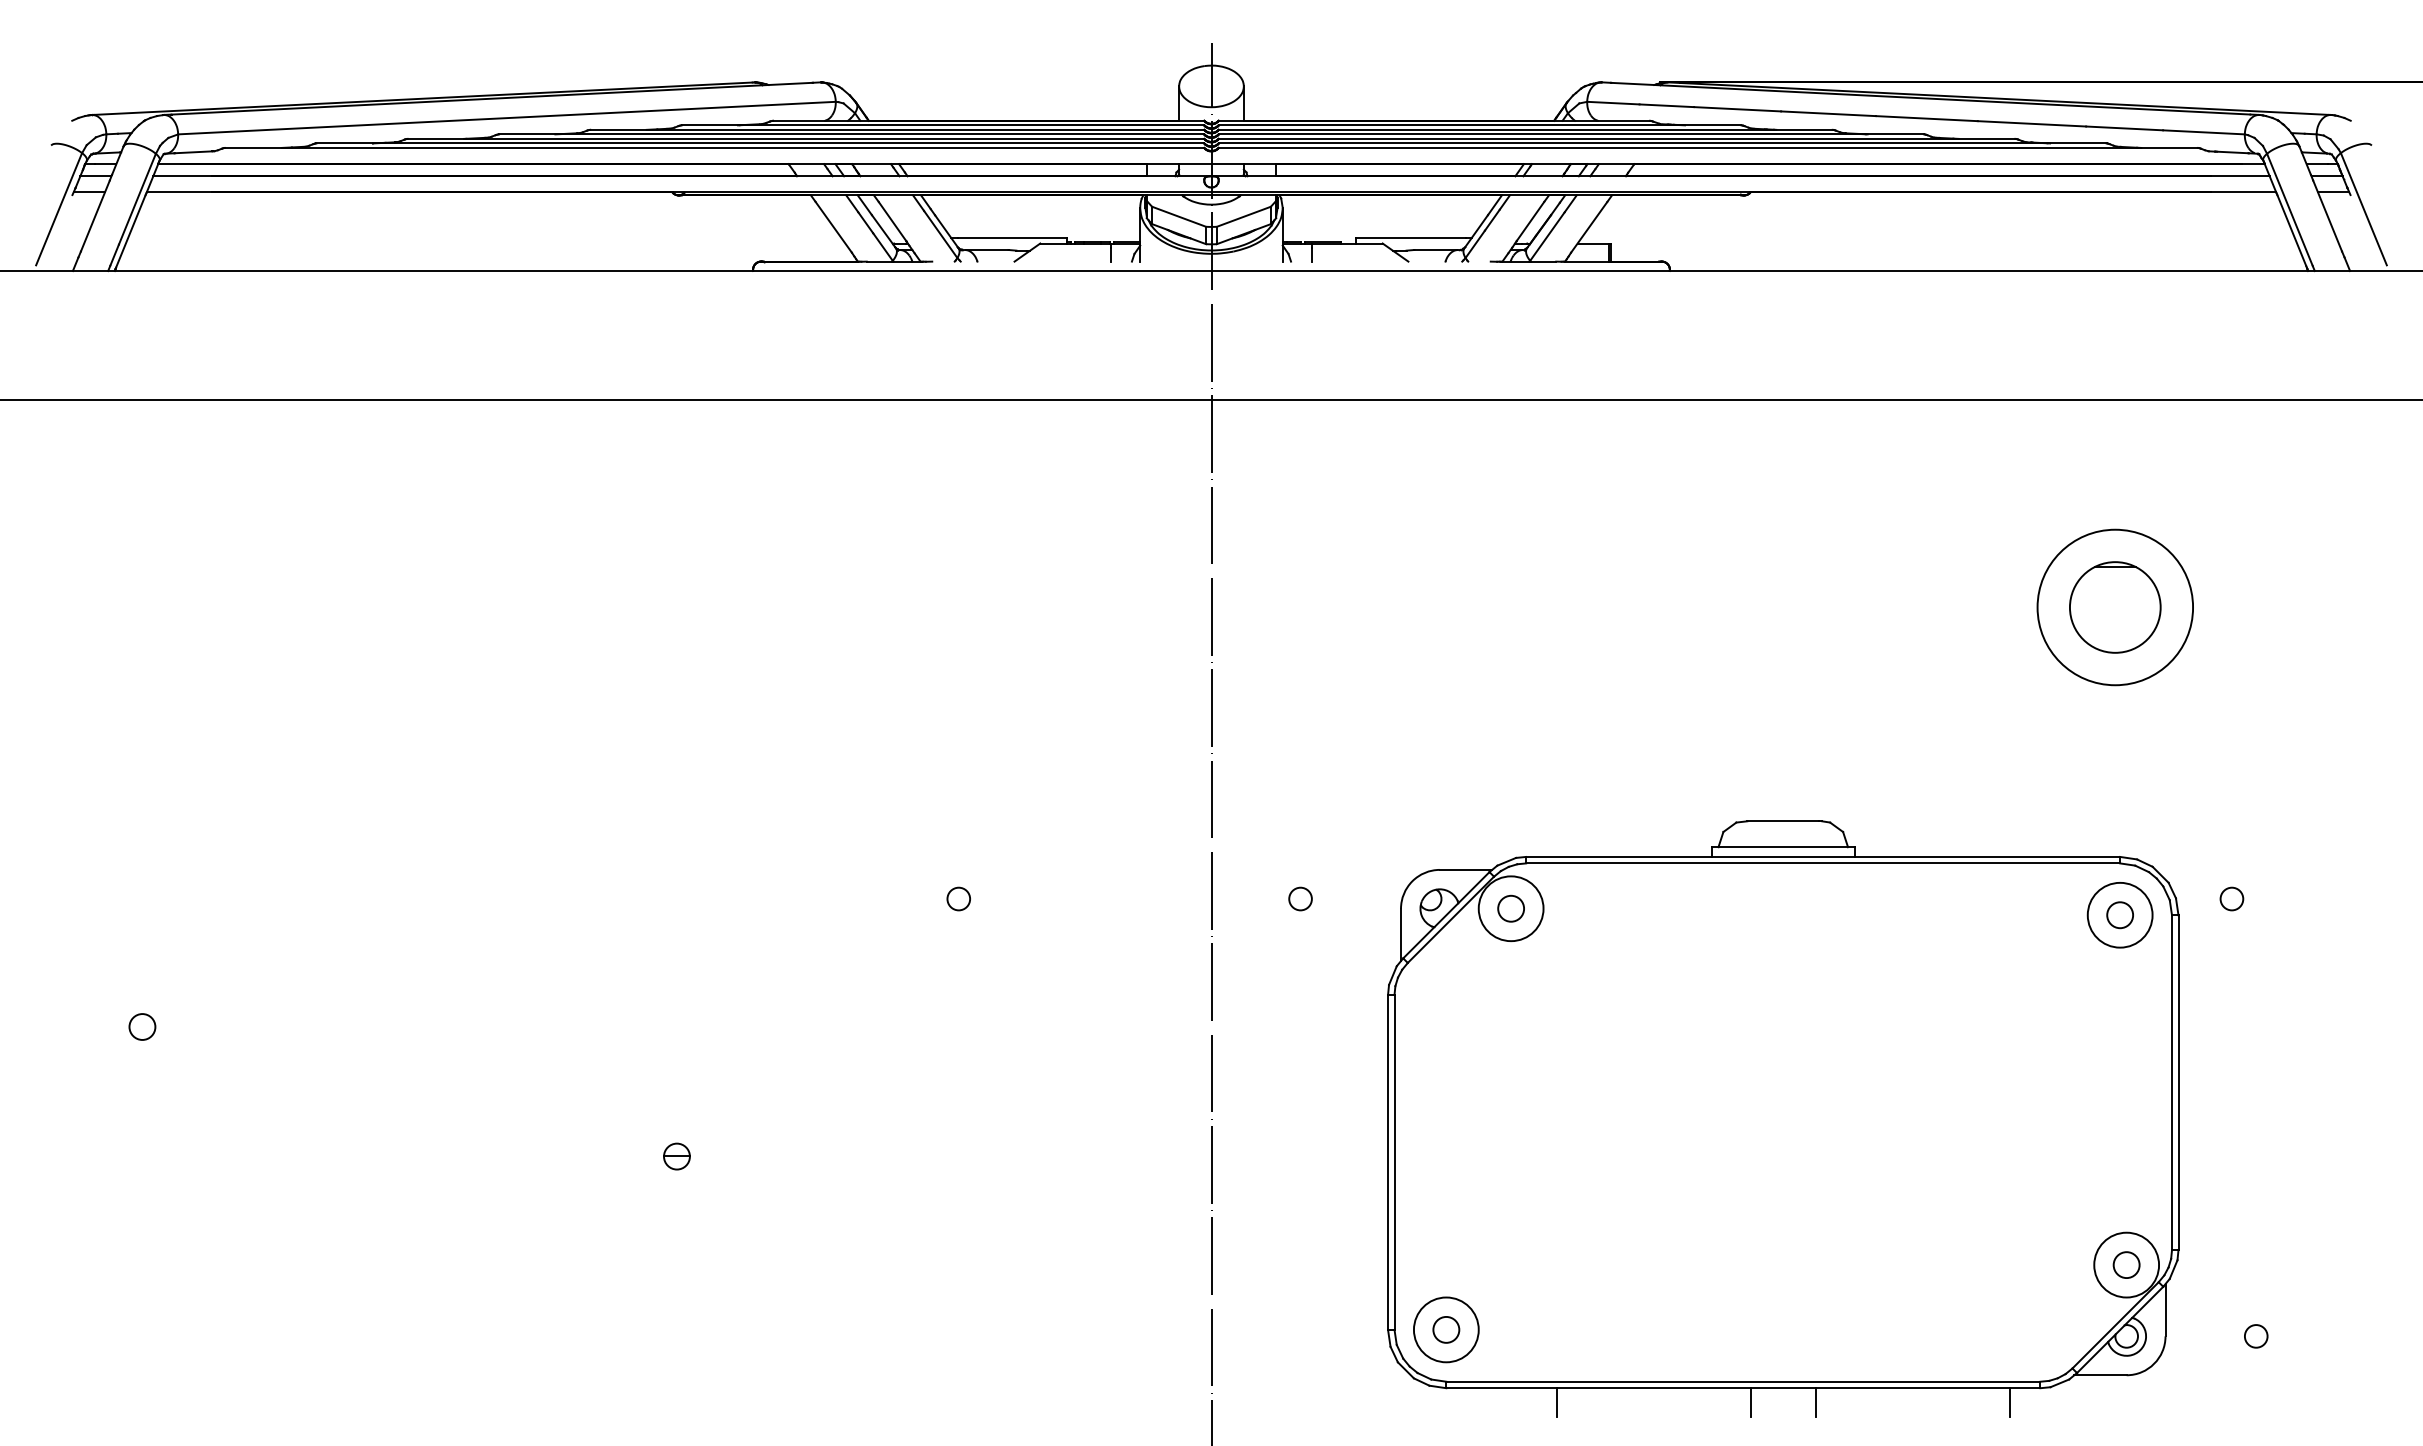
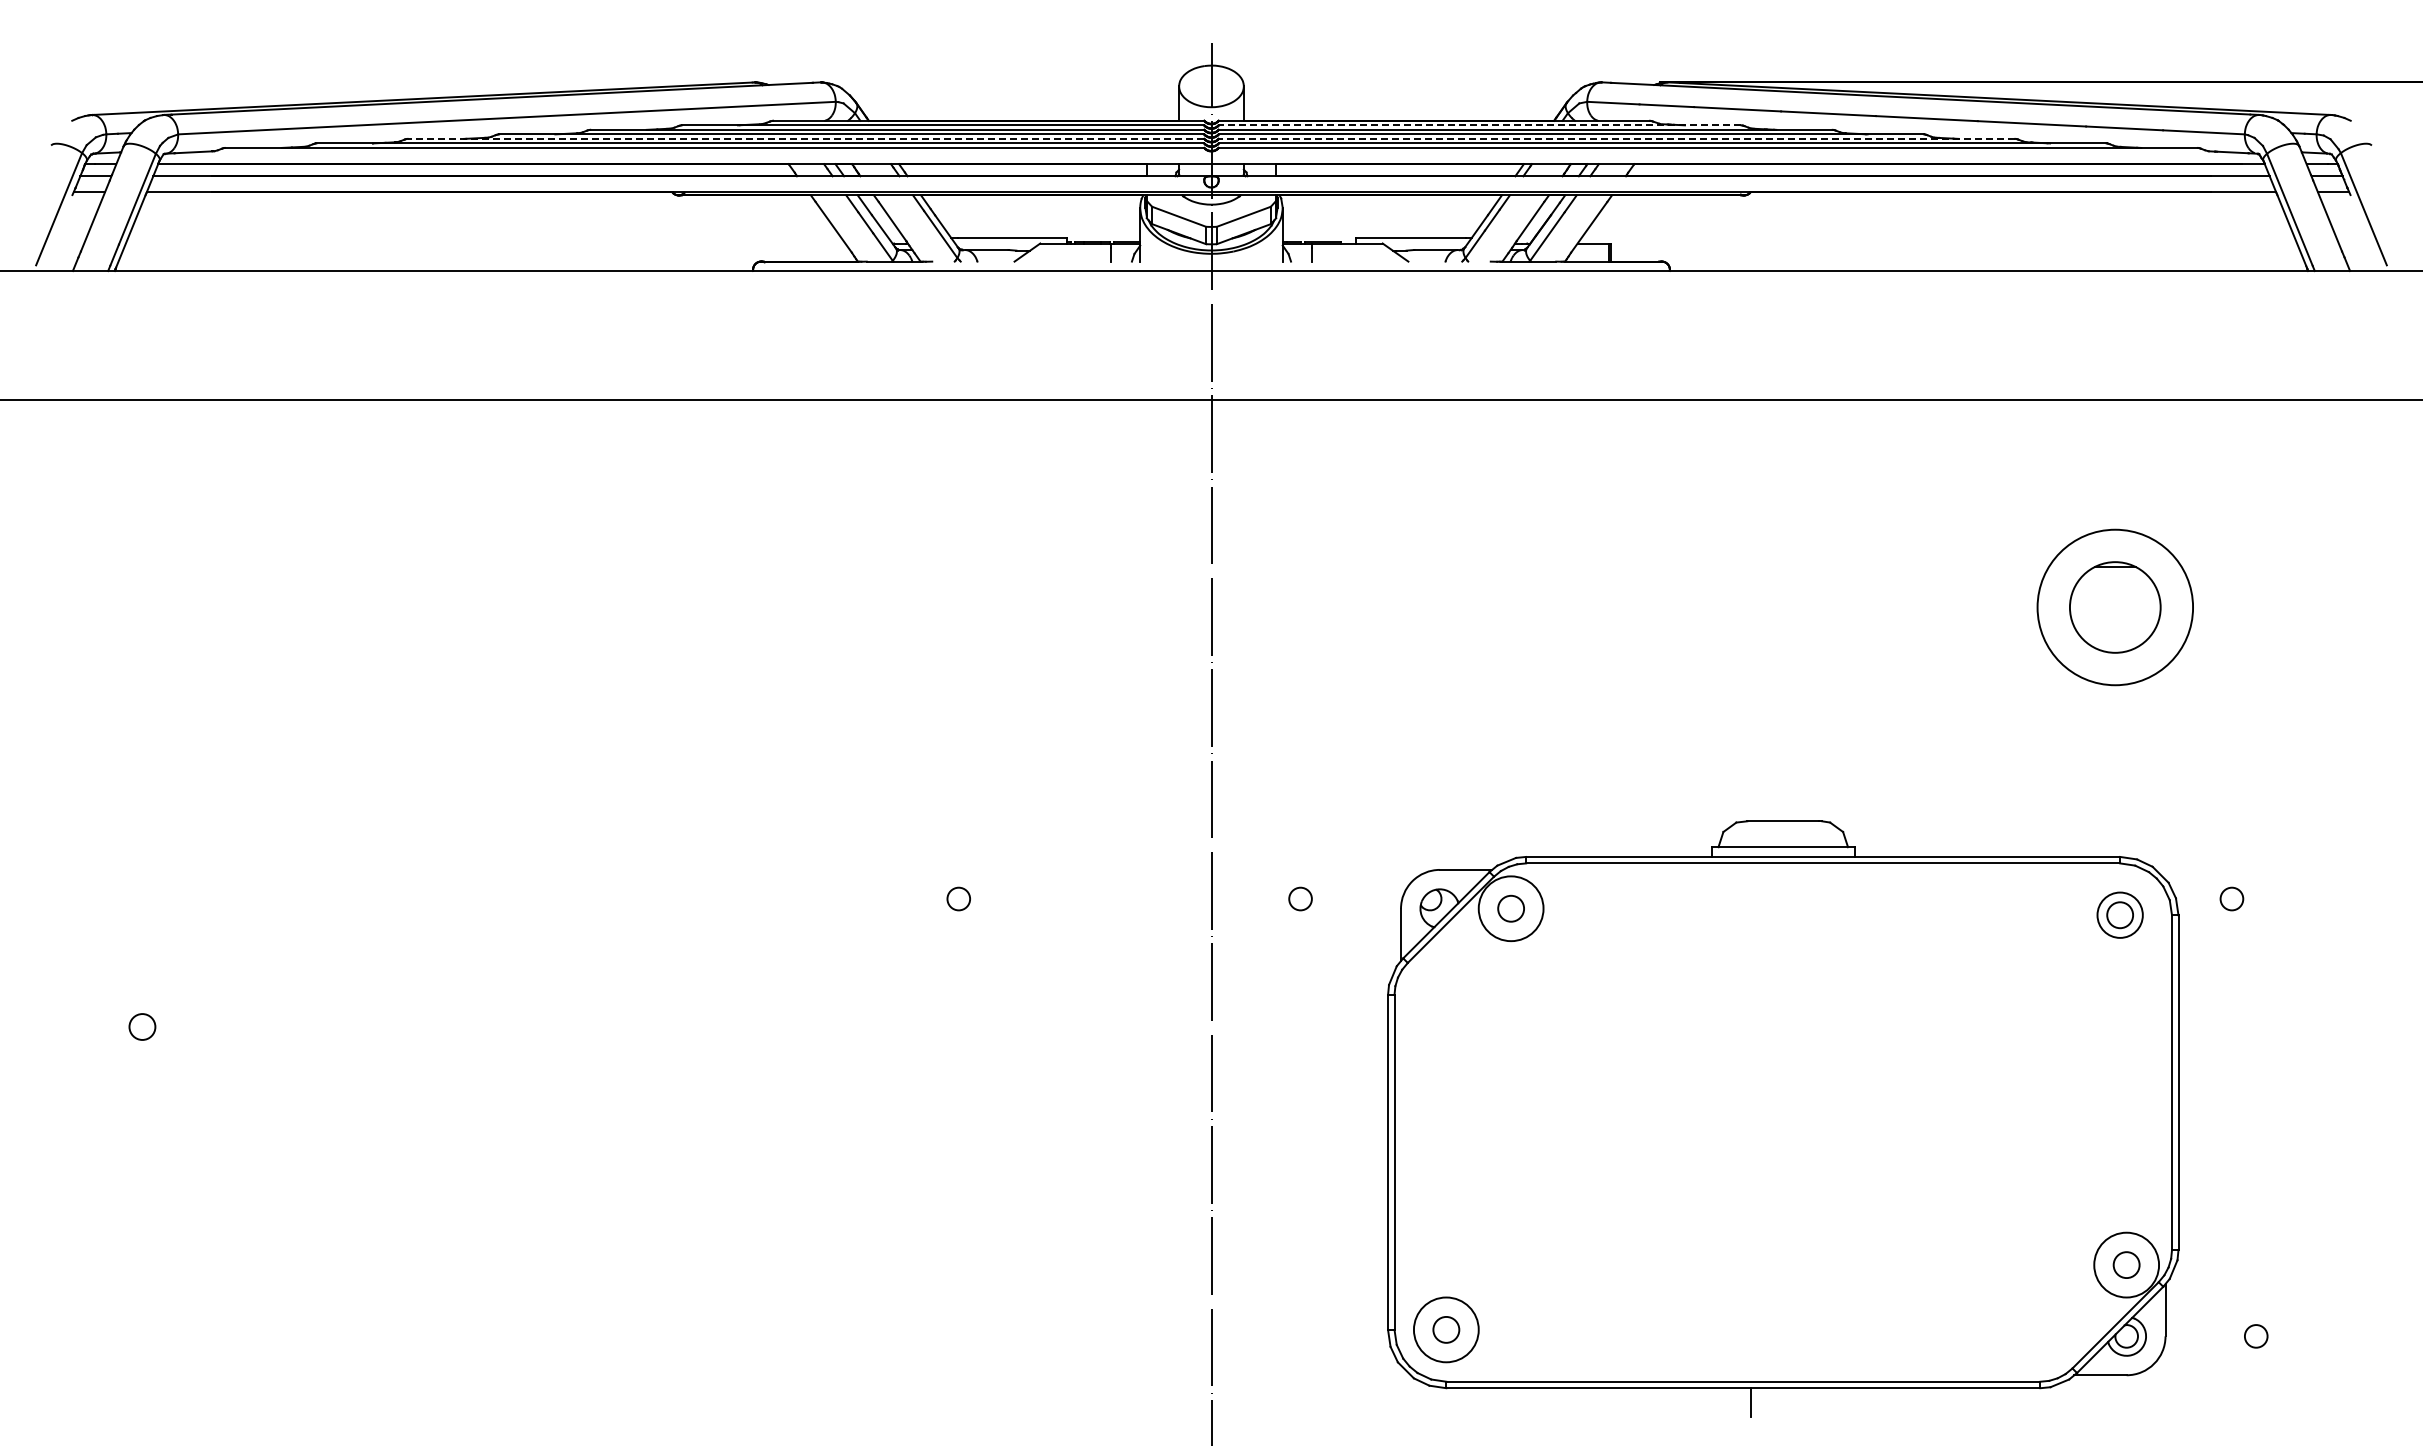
line: solid -> dashed (1479, 125)
line: solid -> dashed (805, 138)
line: solid -> dashed (1616, 138)
circle diameter: 65 px -> 45 px (2119, 914)
part: present -> none (676, 1156)
line: present -> none (1556, 1402)
line: present -> none (1815, 1402)
line: present -> none (2010, 1402)
